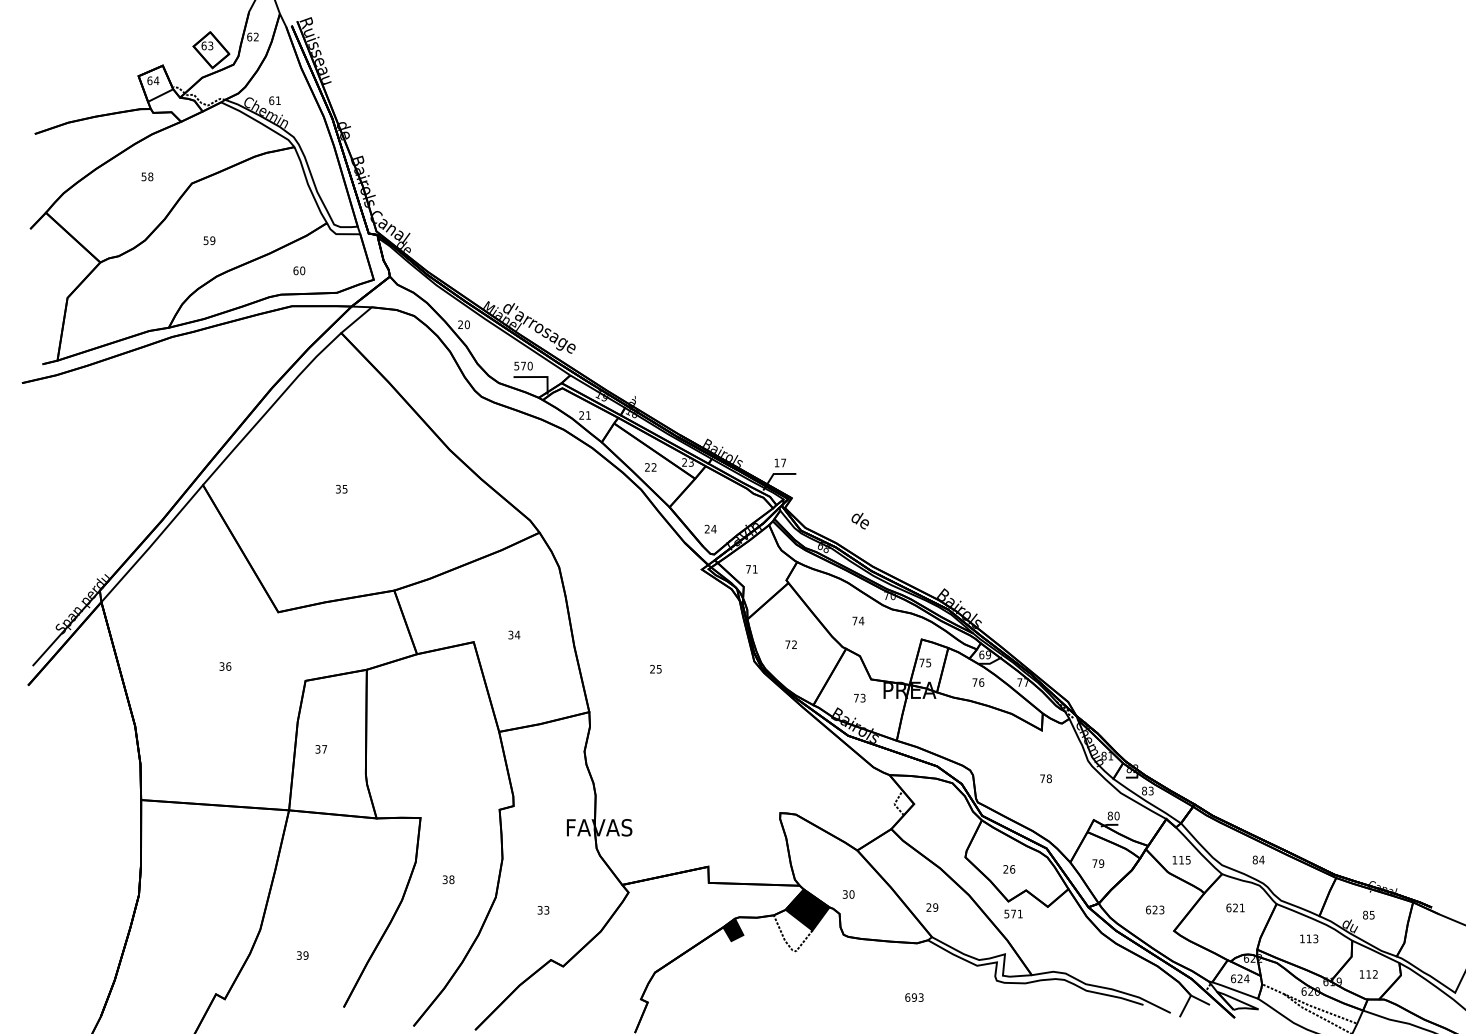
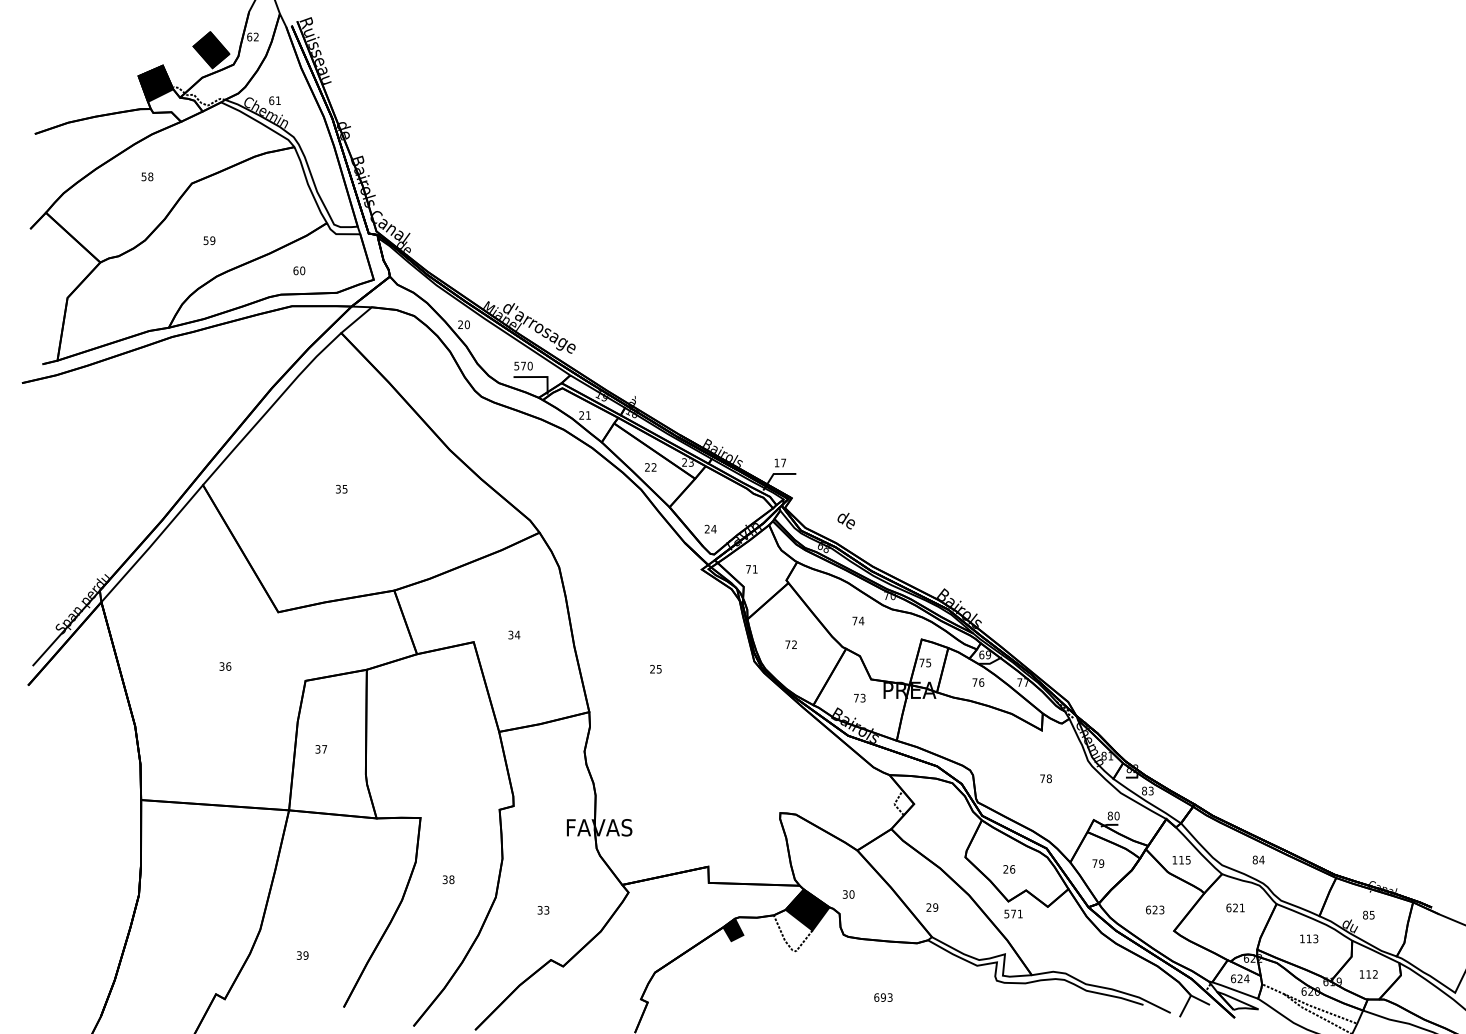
fill: none -> present (211, 50)
fill: none -> present (155, 83)
text position: (859, 520) -> (845, 520) (845, 520)
text position: (914, 997) -> (883, 997) (883, 997)
